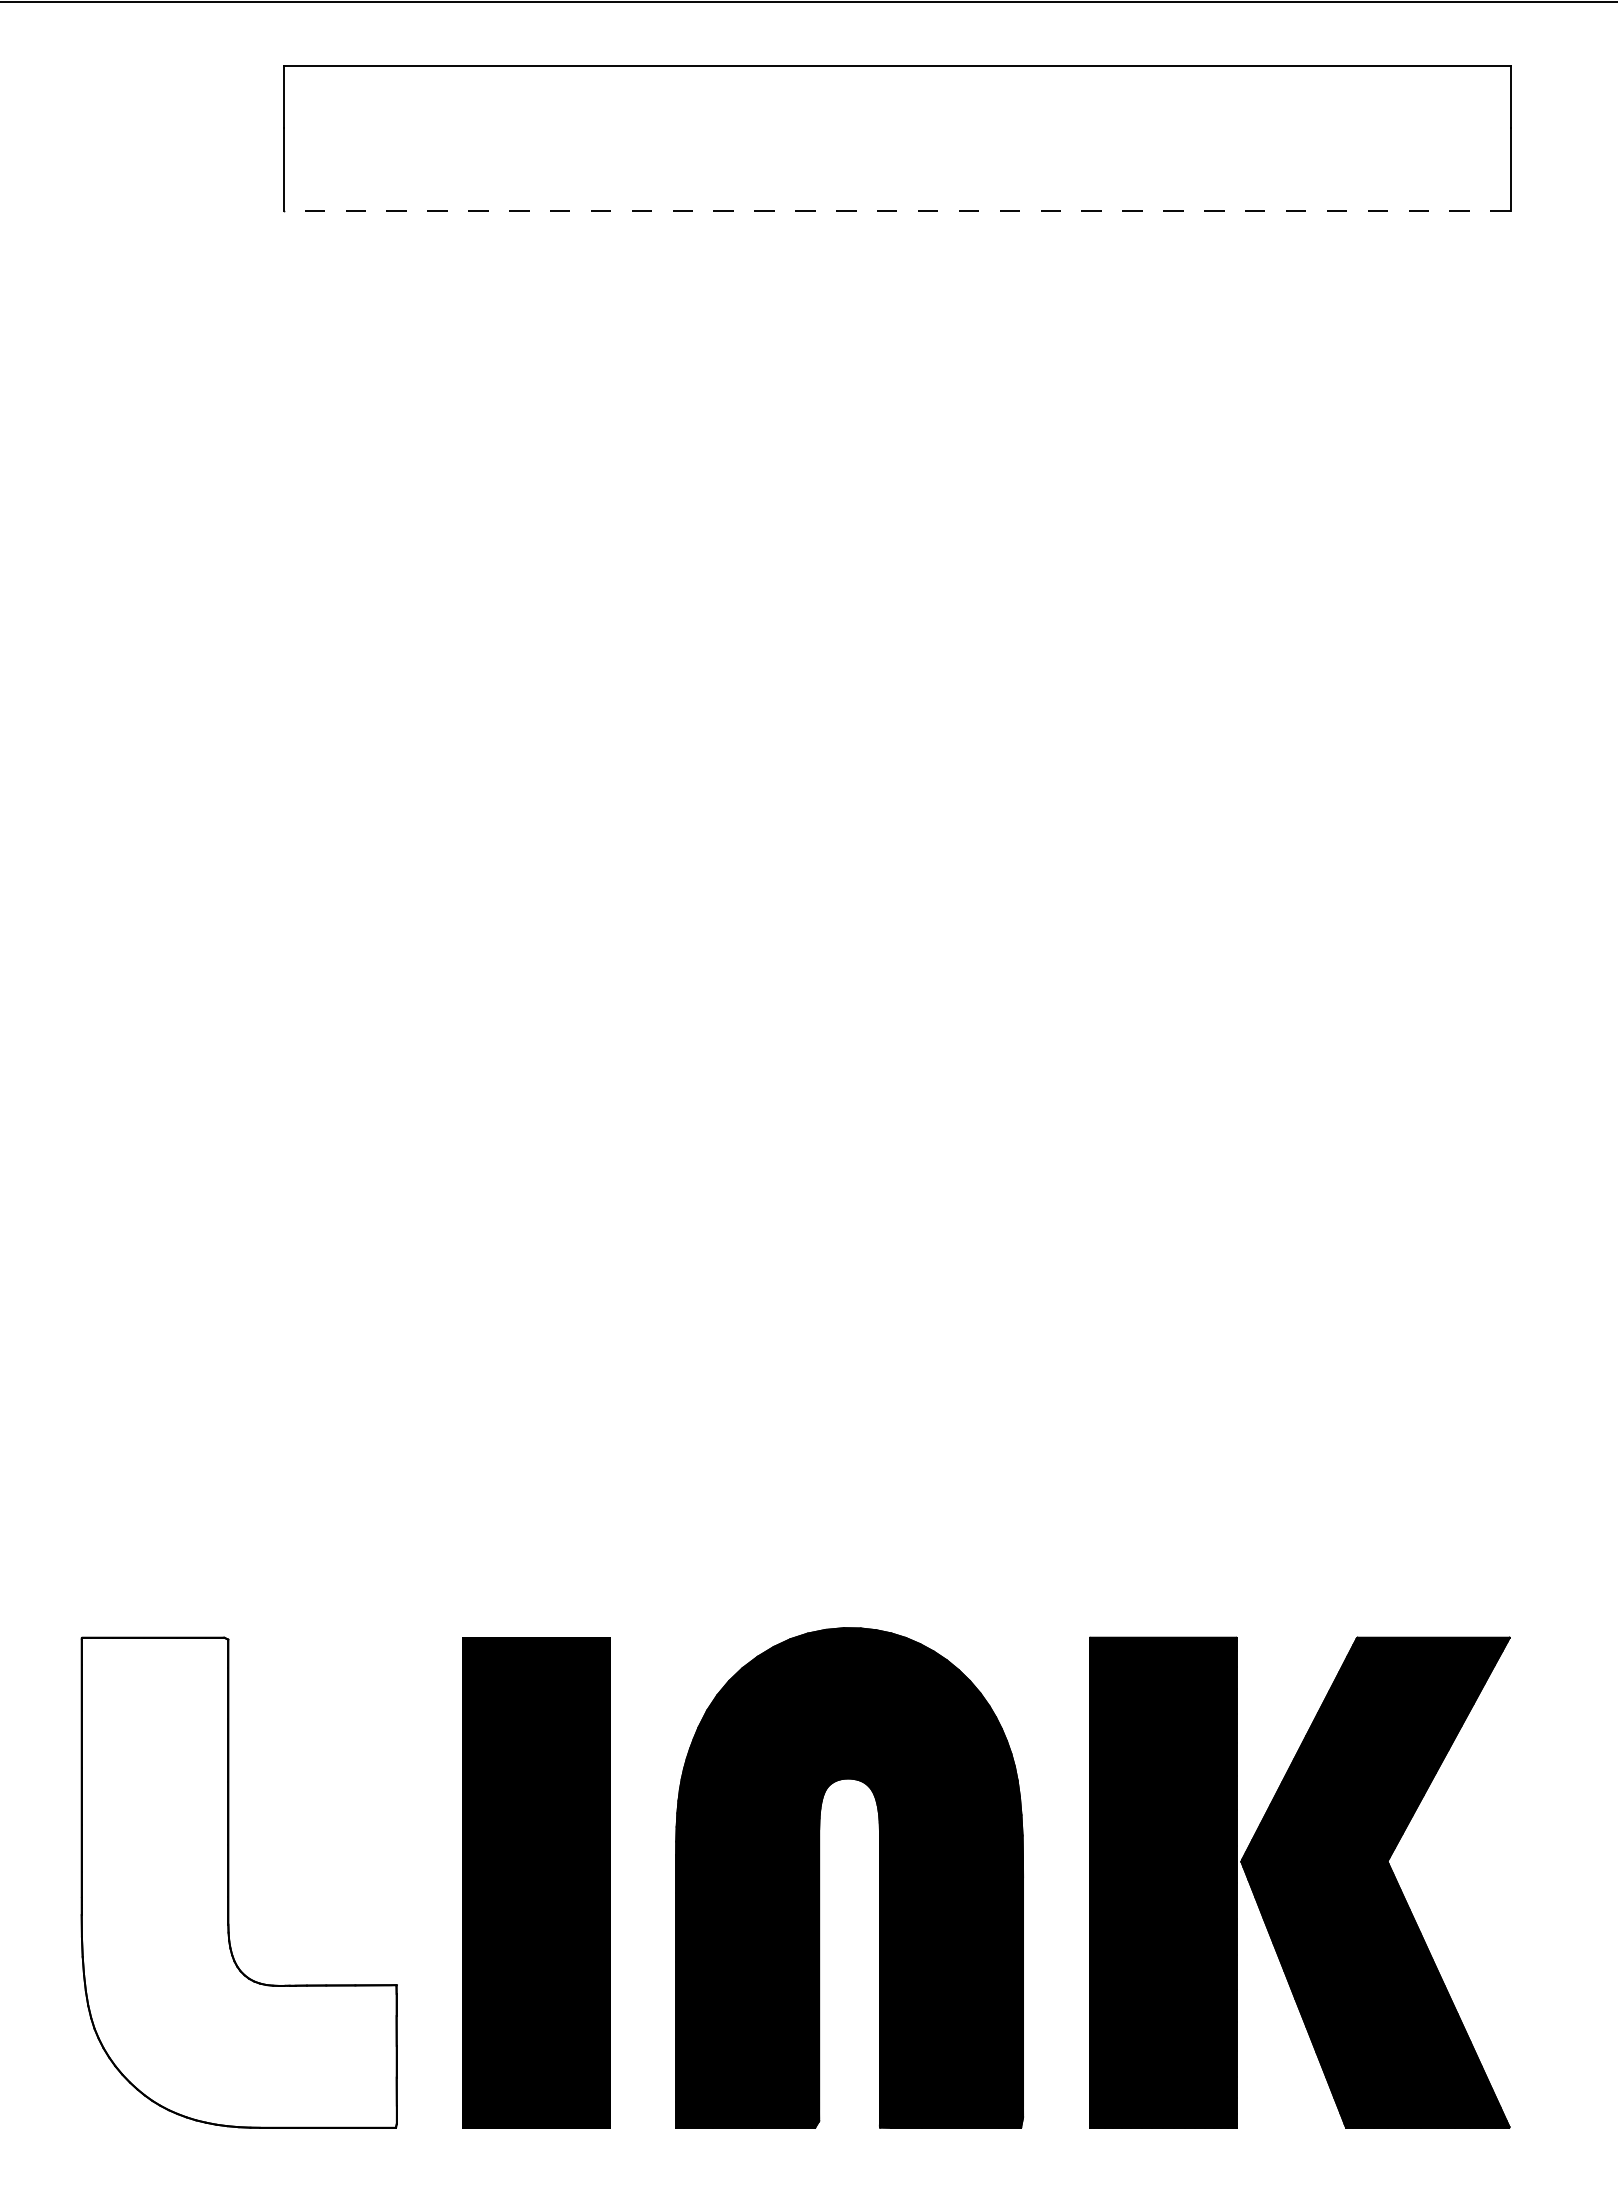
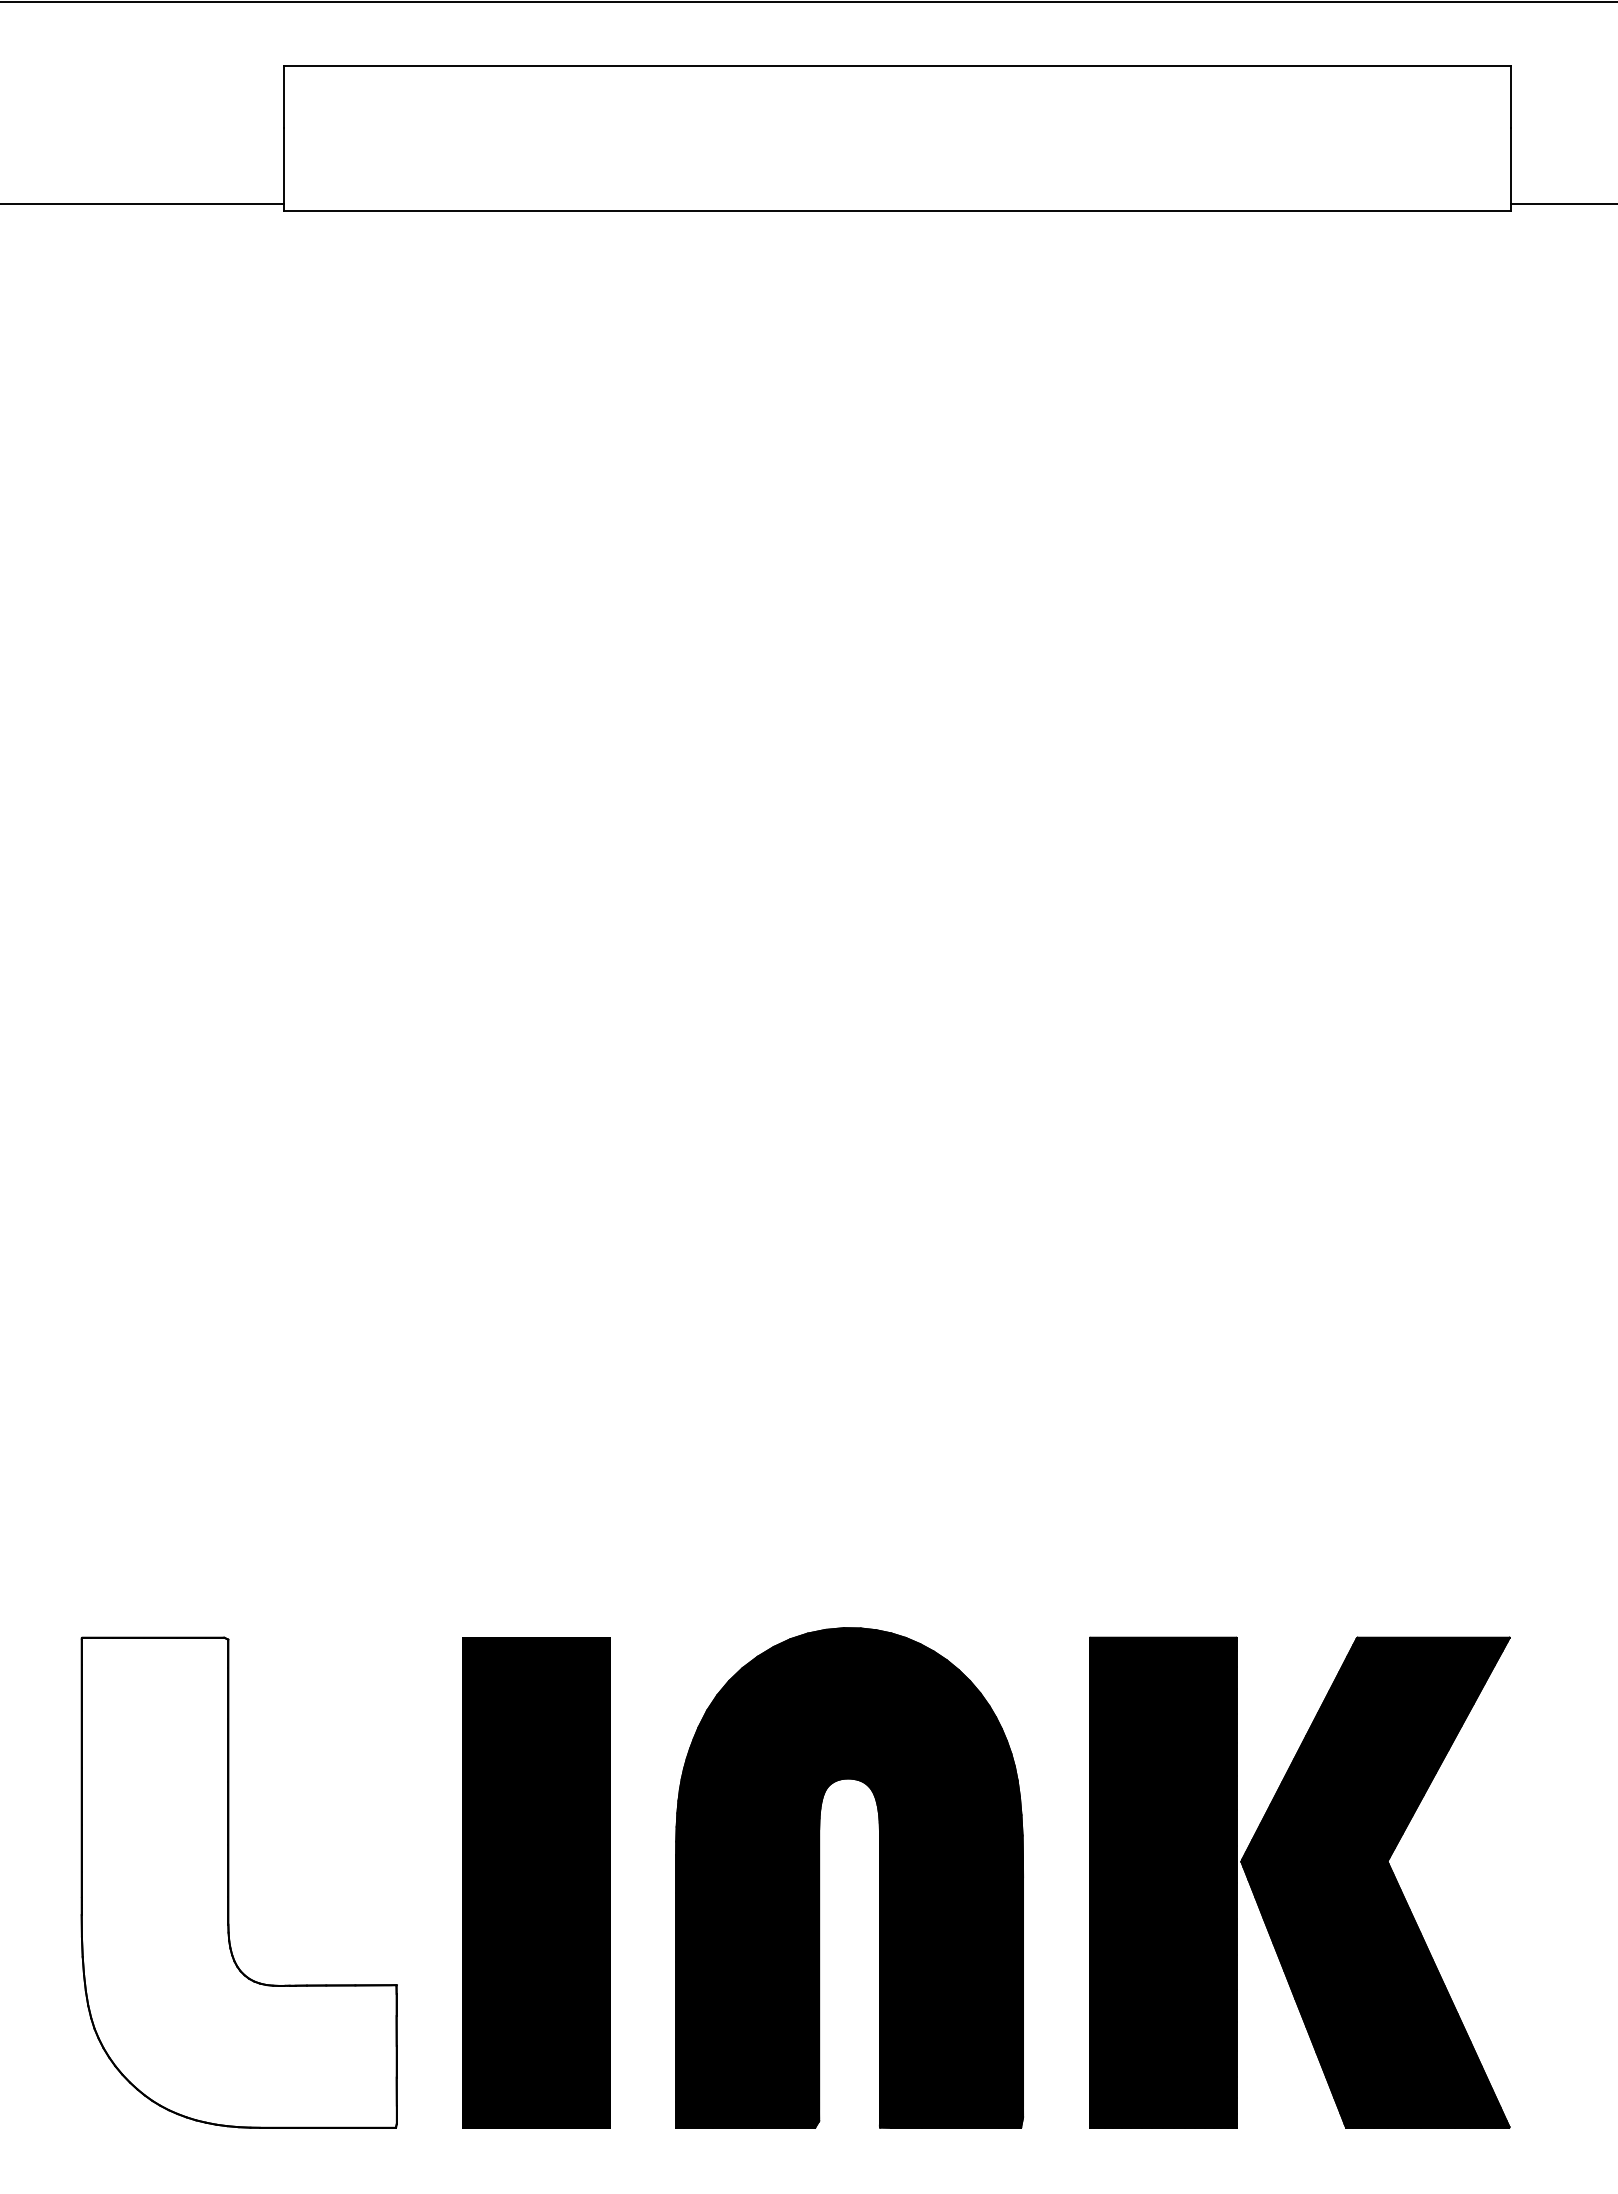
line: none -> present (143, 204)
line: none -> present (1562, 204)
line: dashed -> solid (896, 211)
